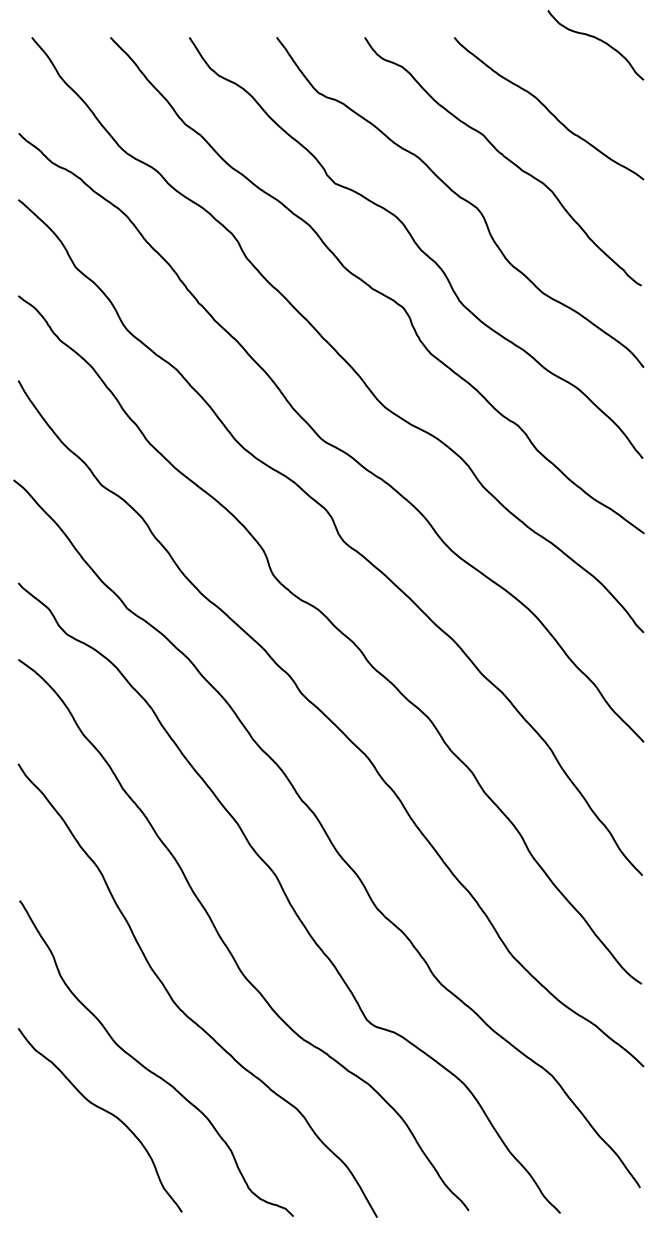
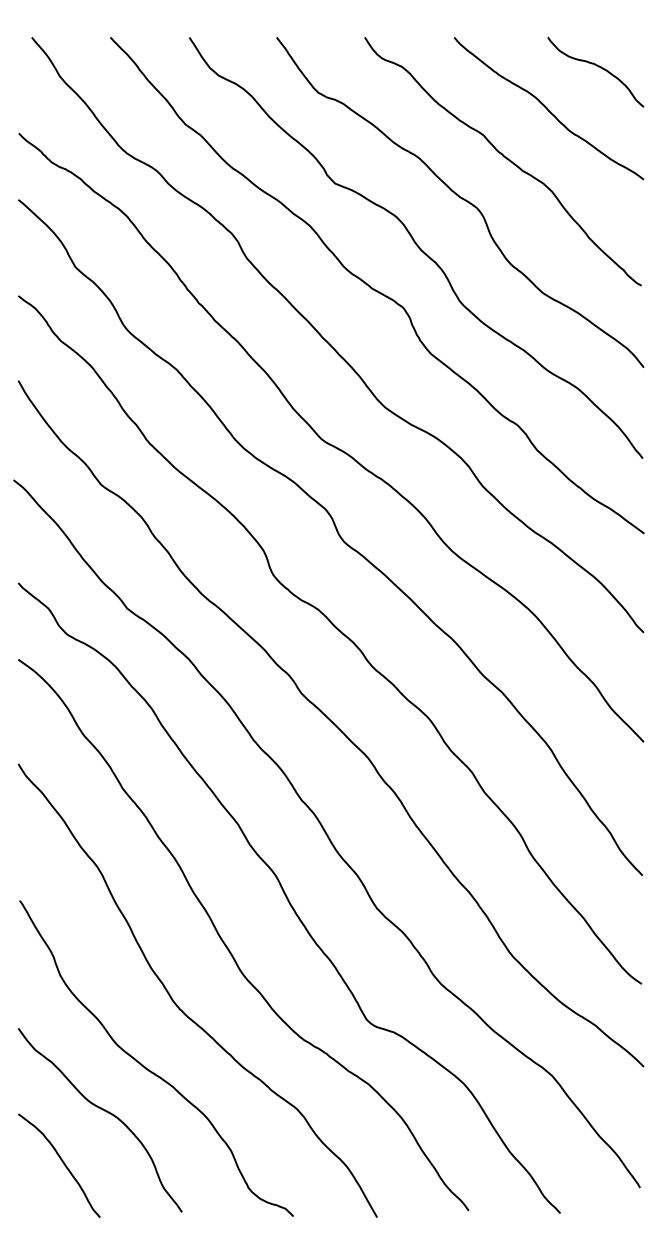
curve position: (598, 40) -> (598, 67) (598, 67)
curve: none -> present (63, 1164)
